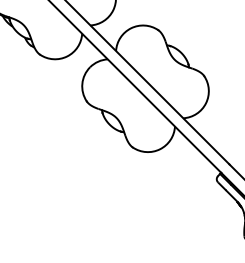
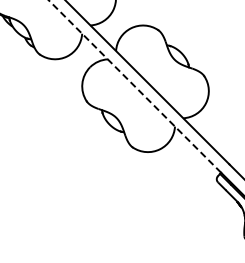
line: solid -> dashed (134, 86)
